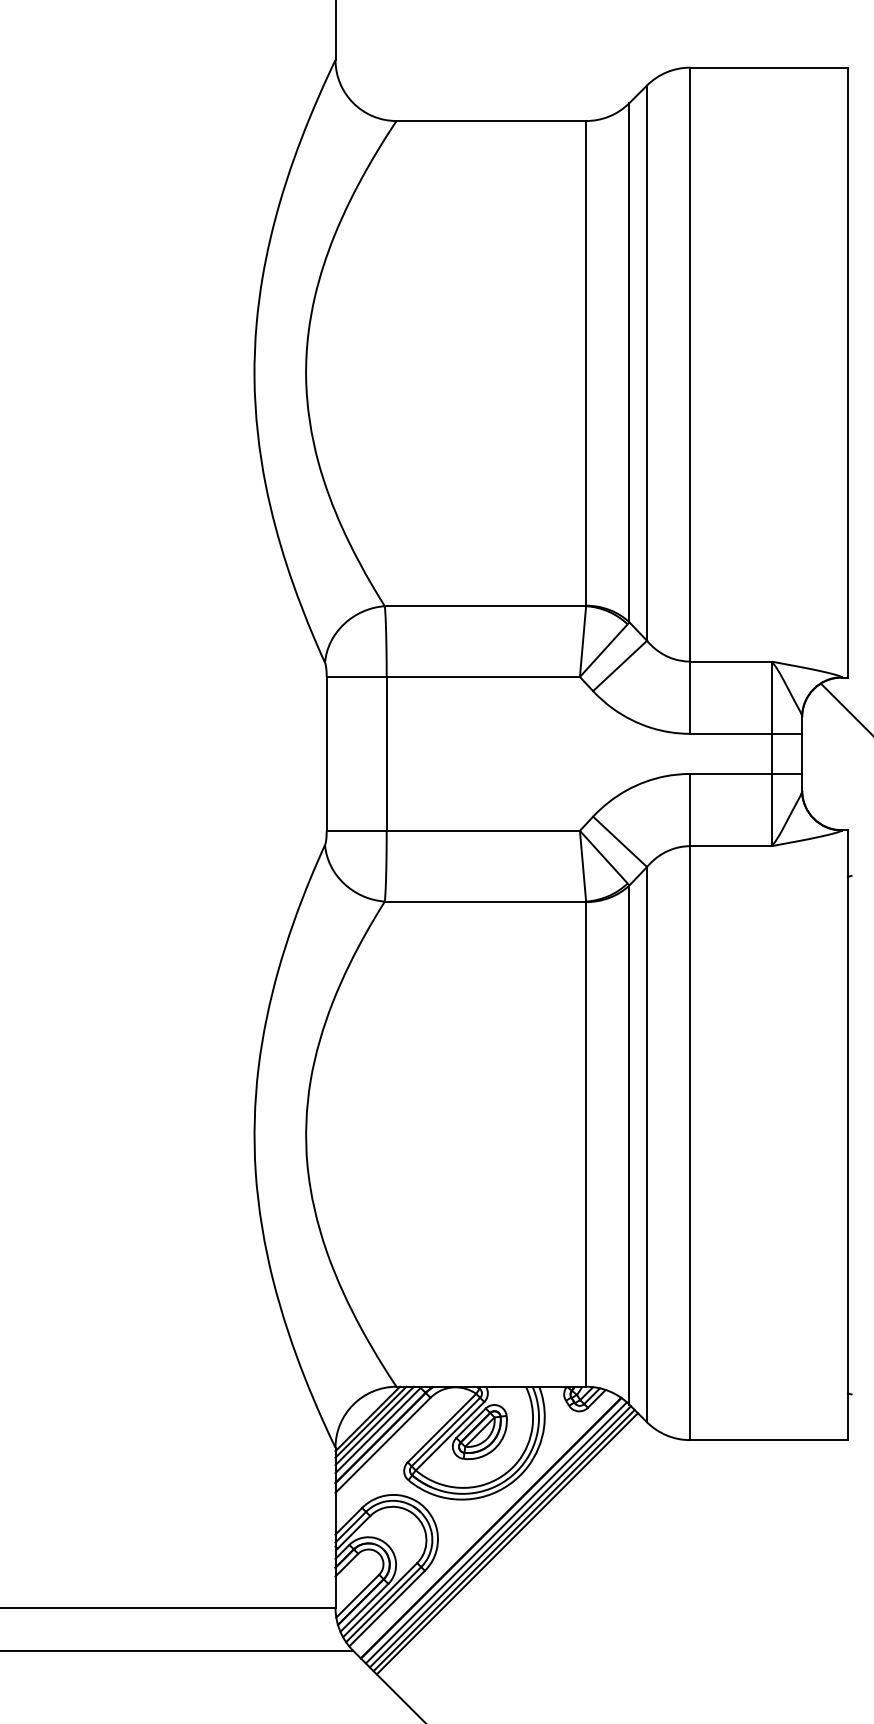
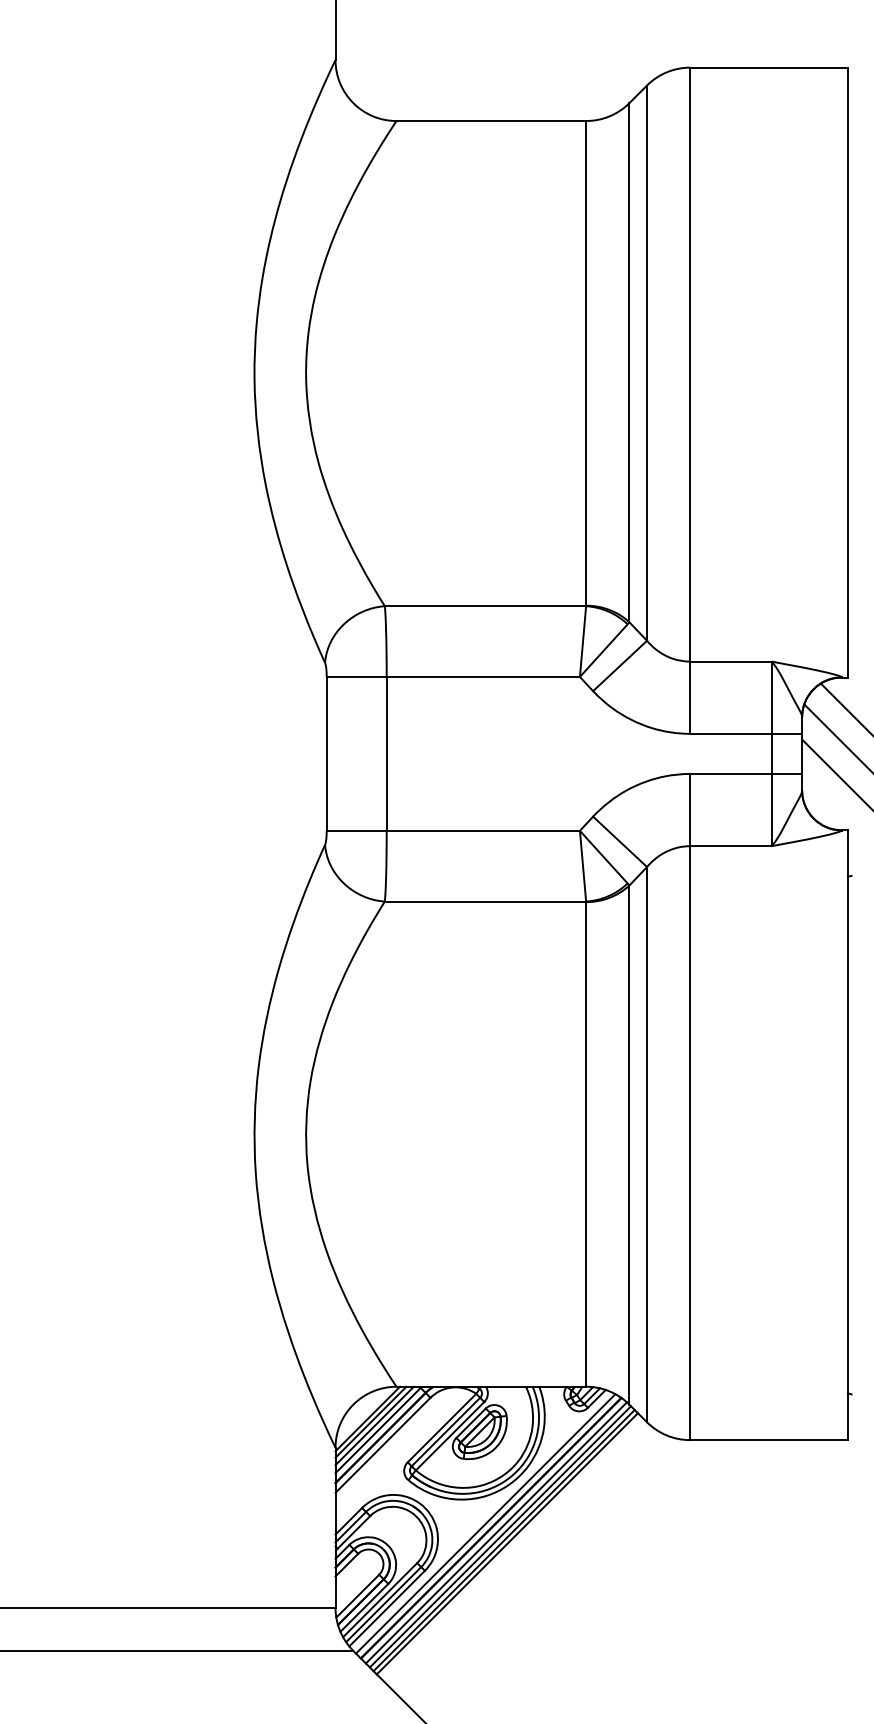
line: none -> present (837, 737)
line: none -> present (836, 773)
line: none -> present (485, 1523)
